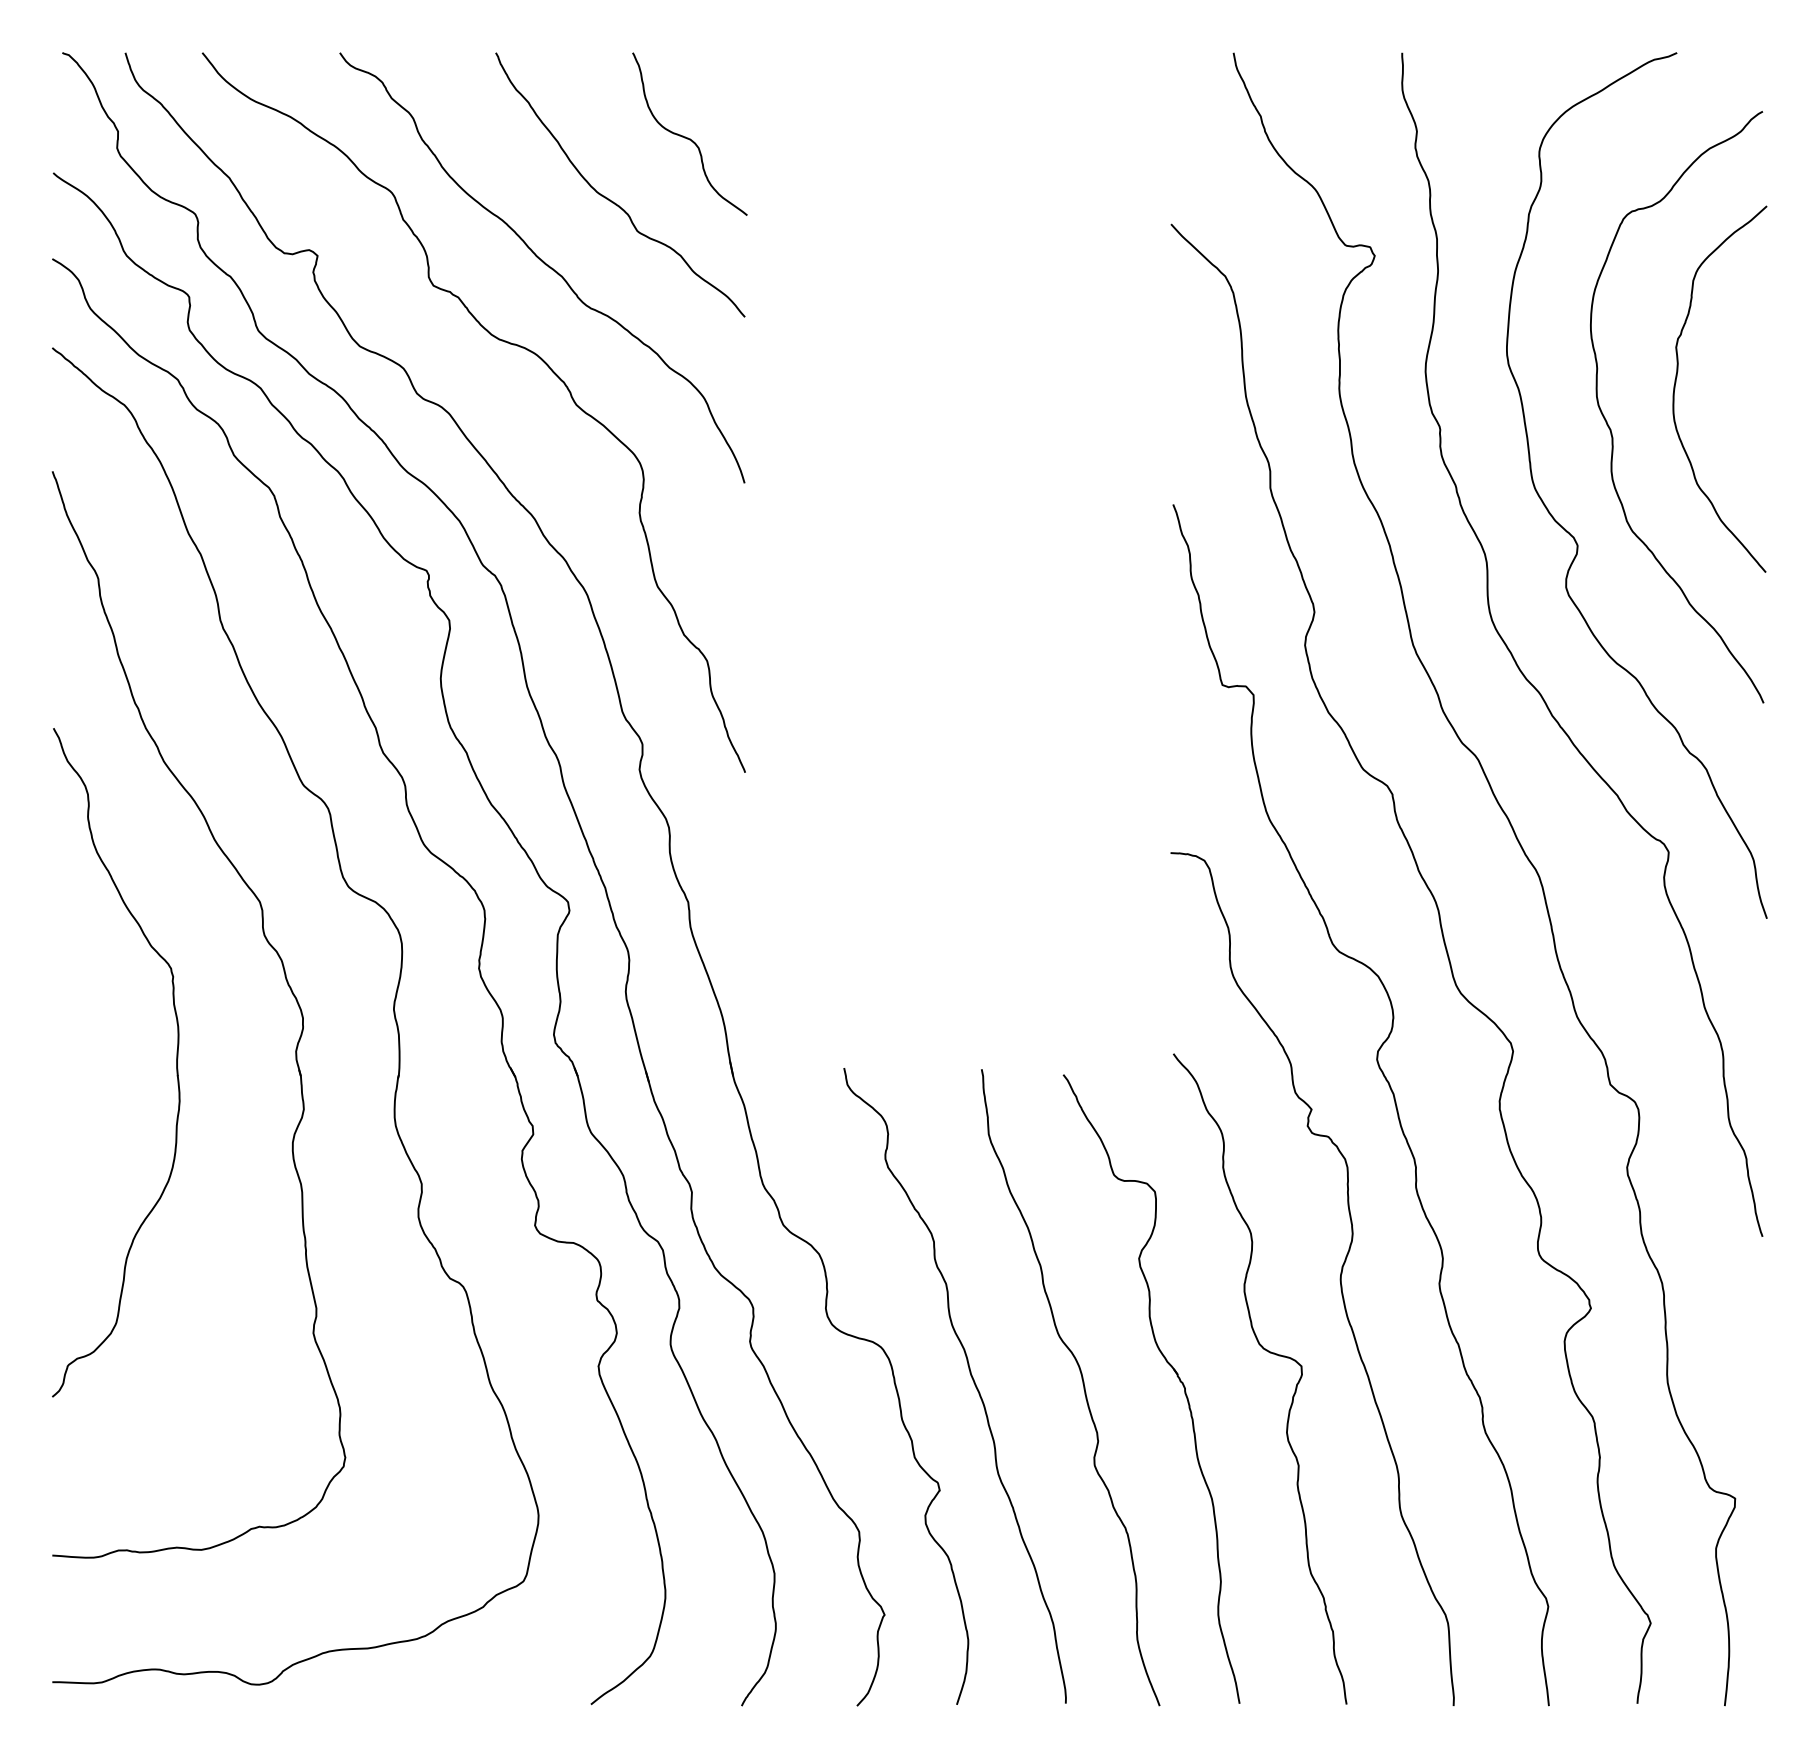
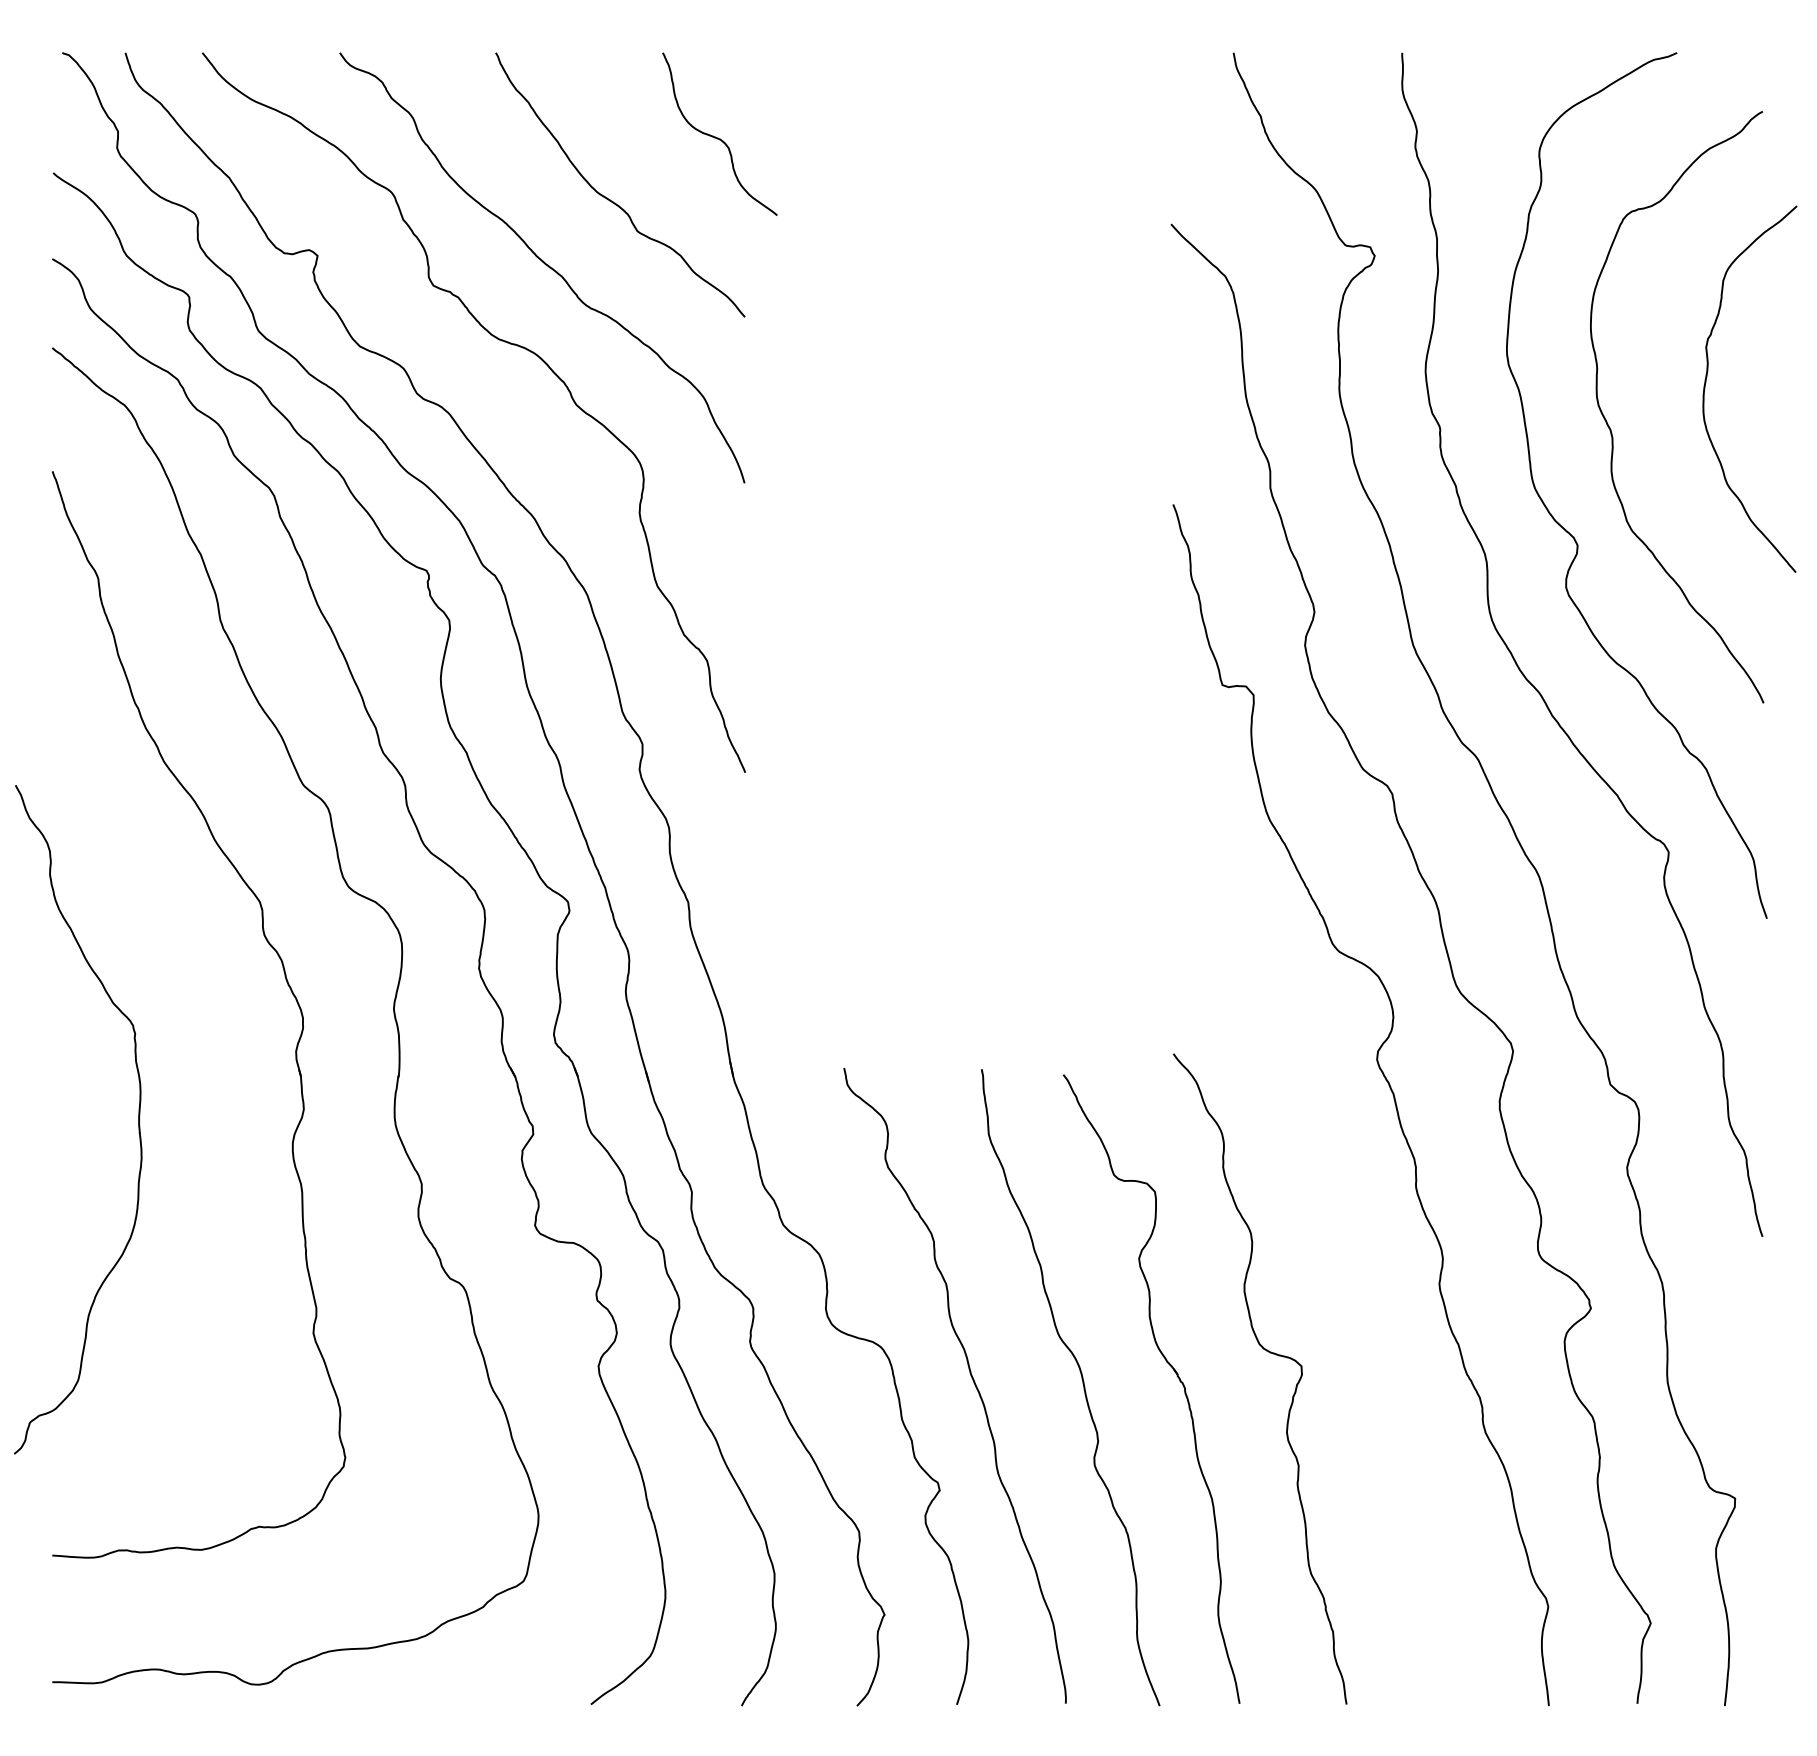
curve position: (688, 137) -> (718, 137) (718, 137)
curve position: (1676, 383) -> (1706, 383) (1706, 383)
part position: (176, 1062) -> (138, 1119) (138, 1119)
curve: present -> none (1339, 1278)
